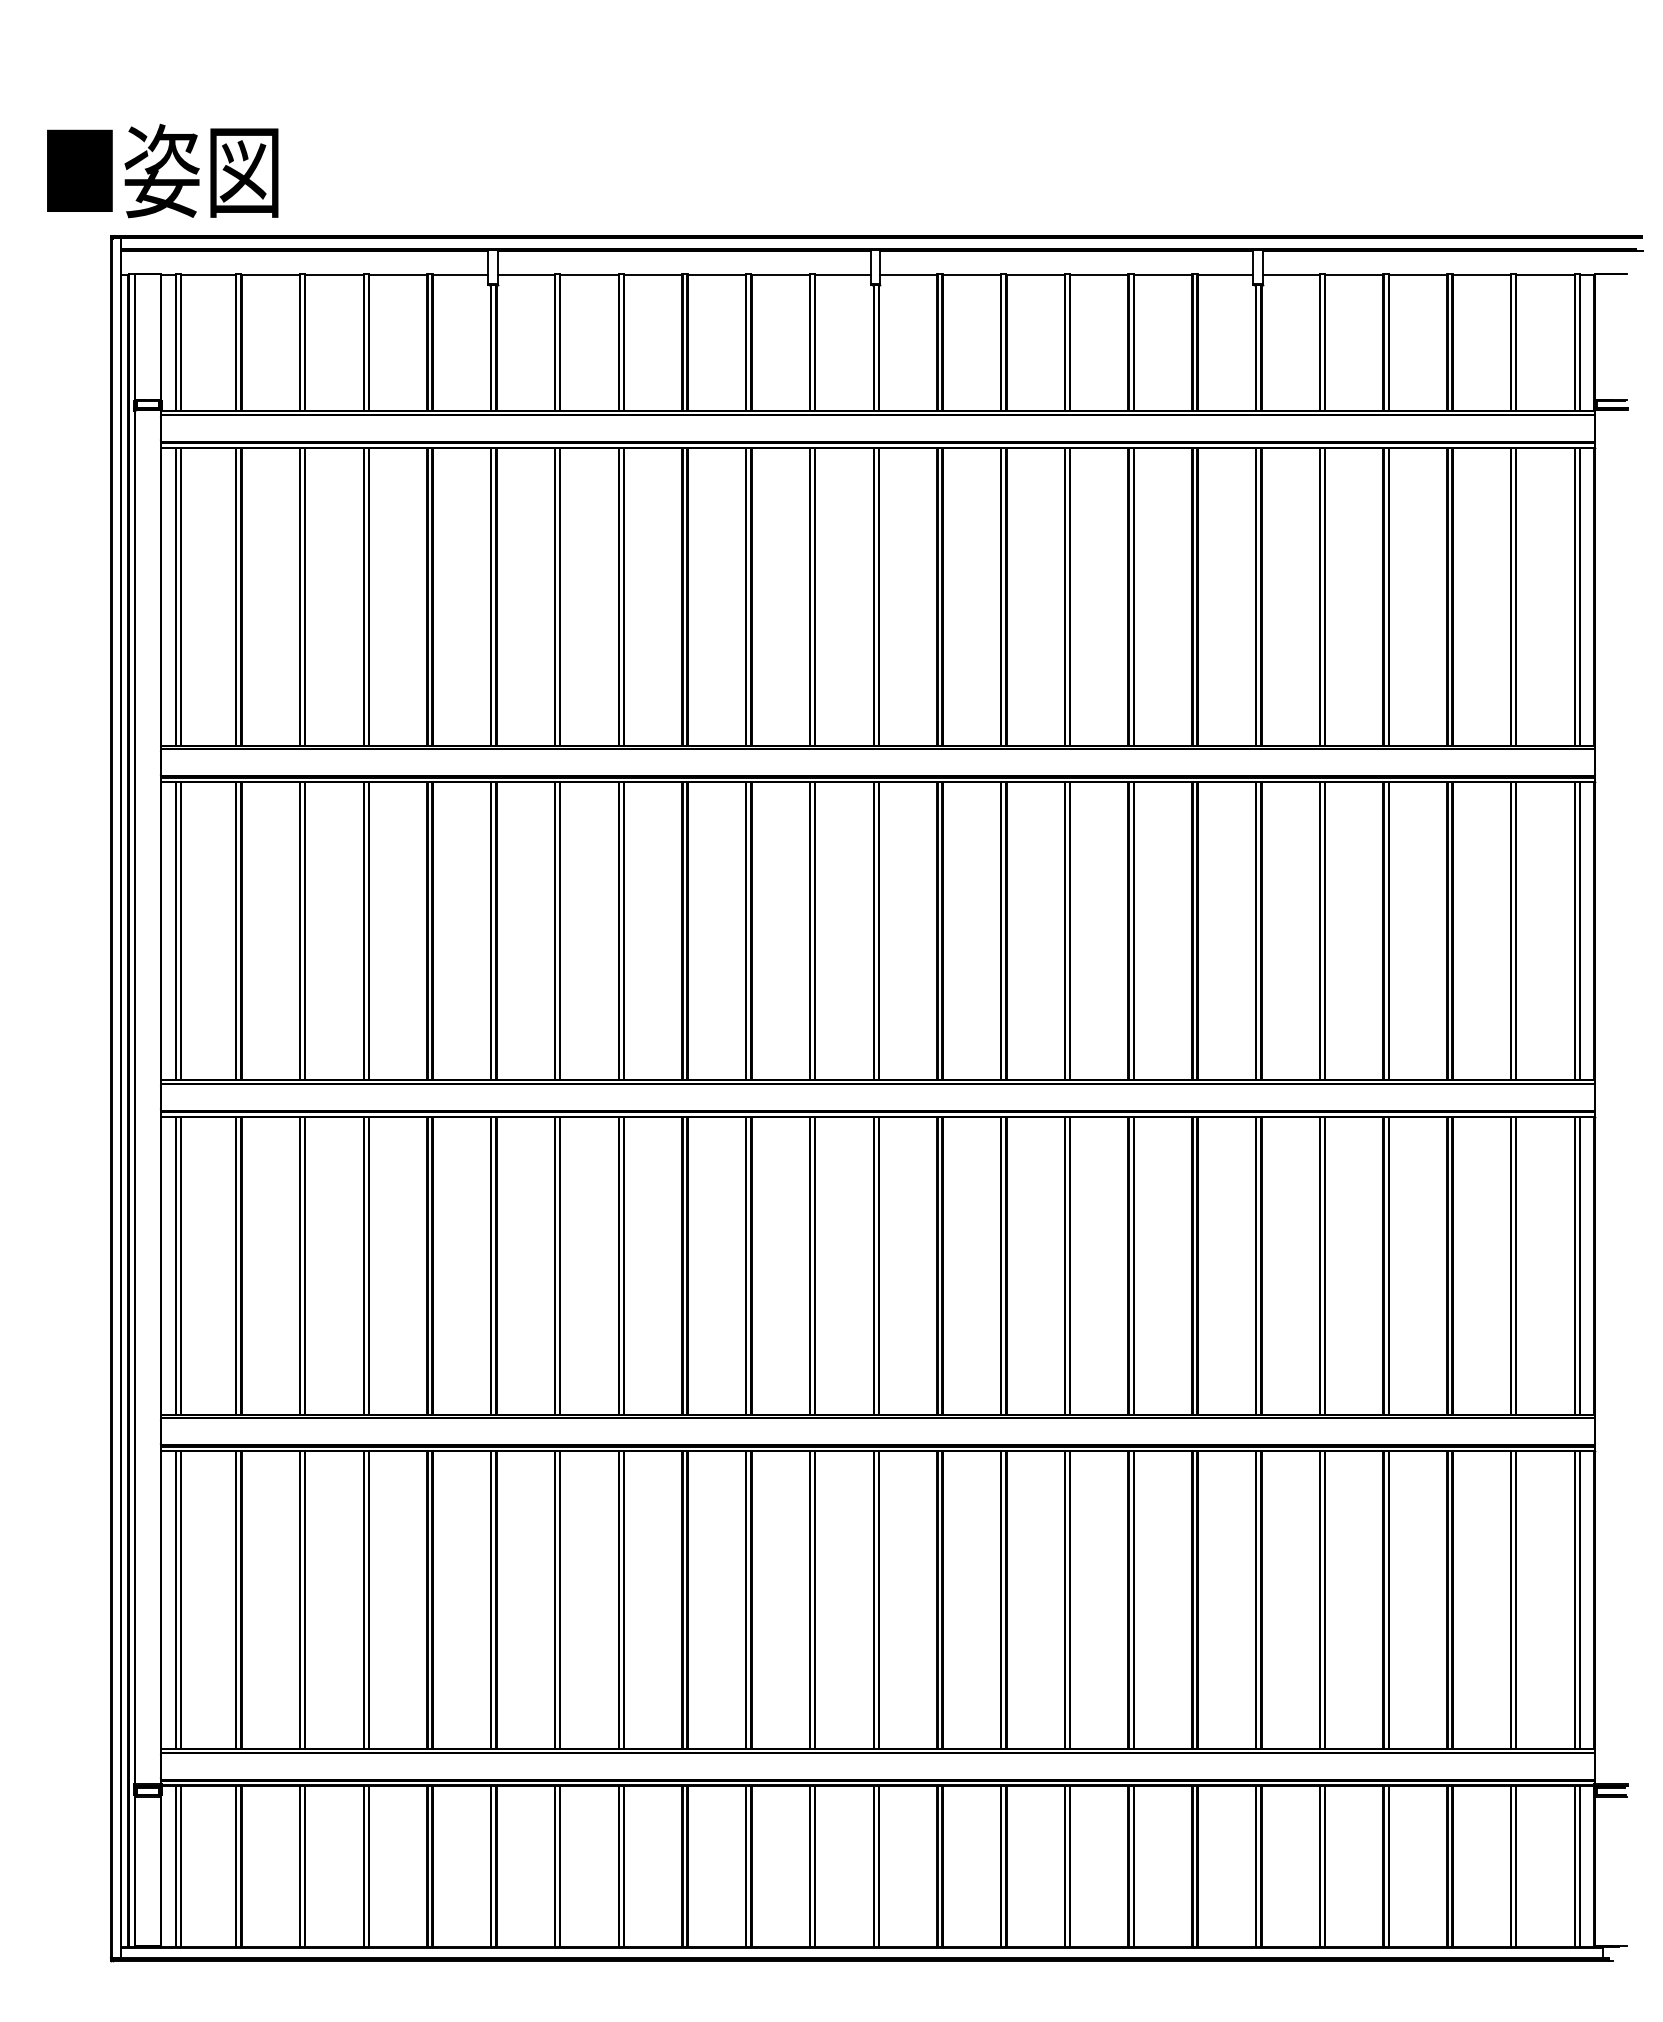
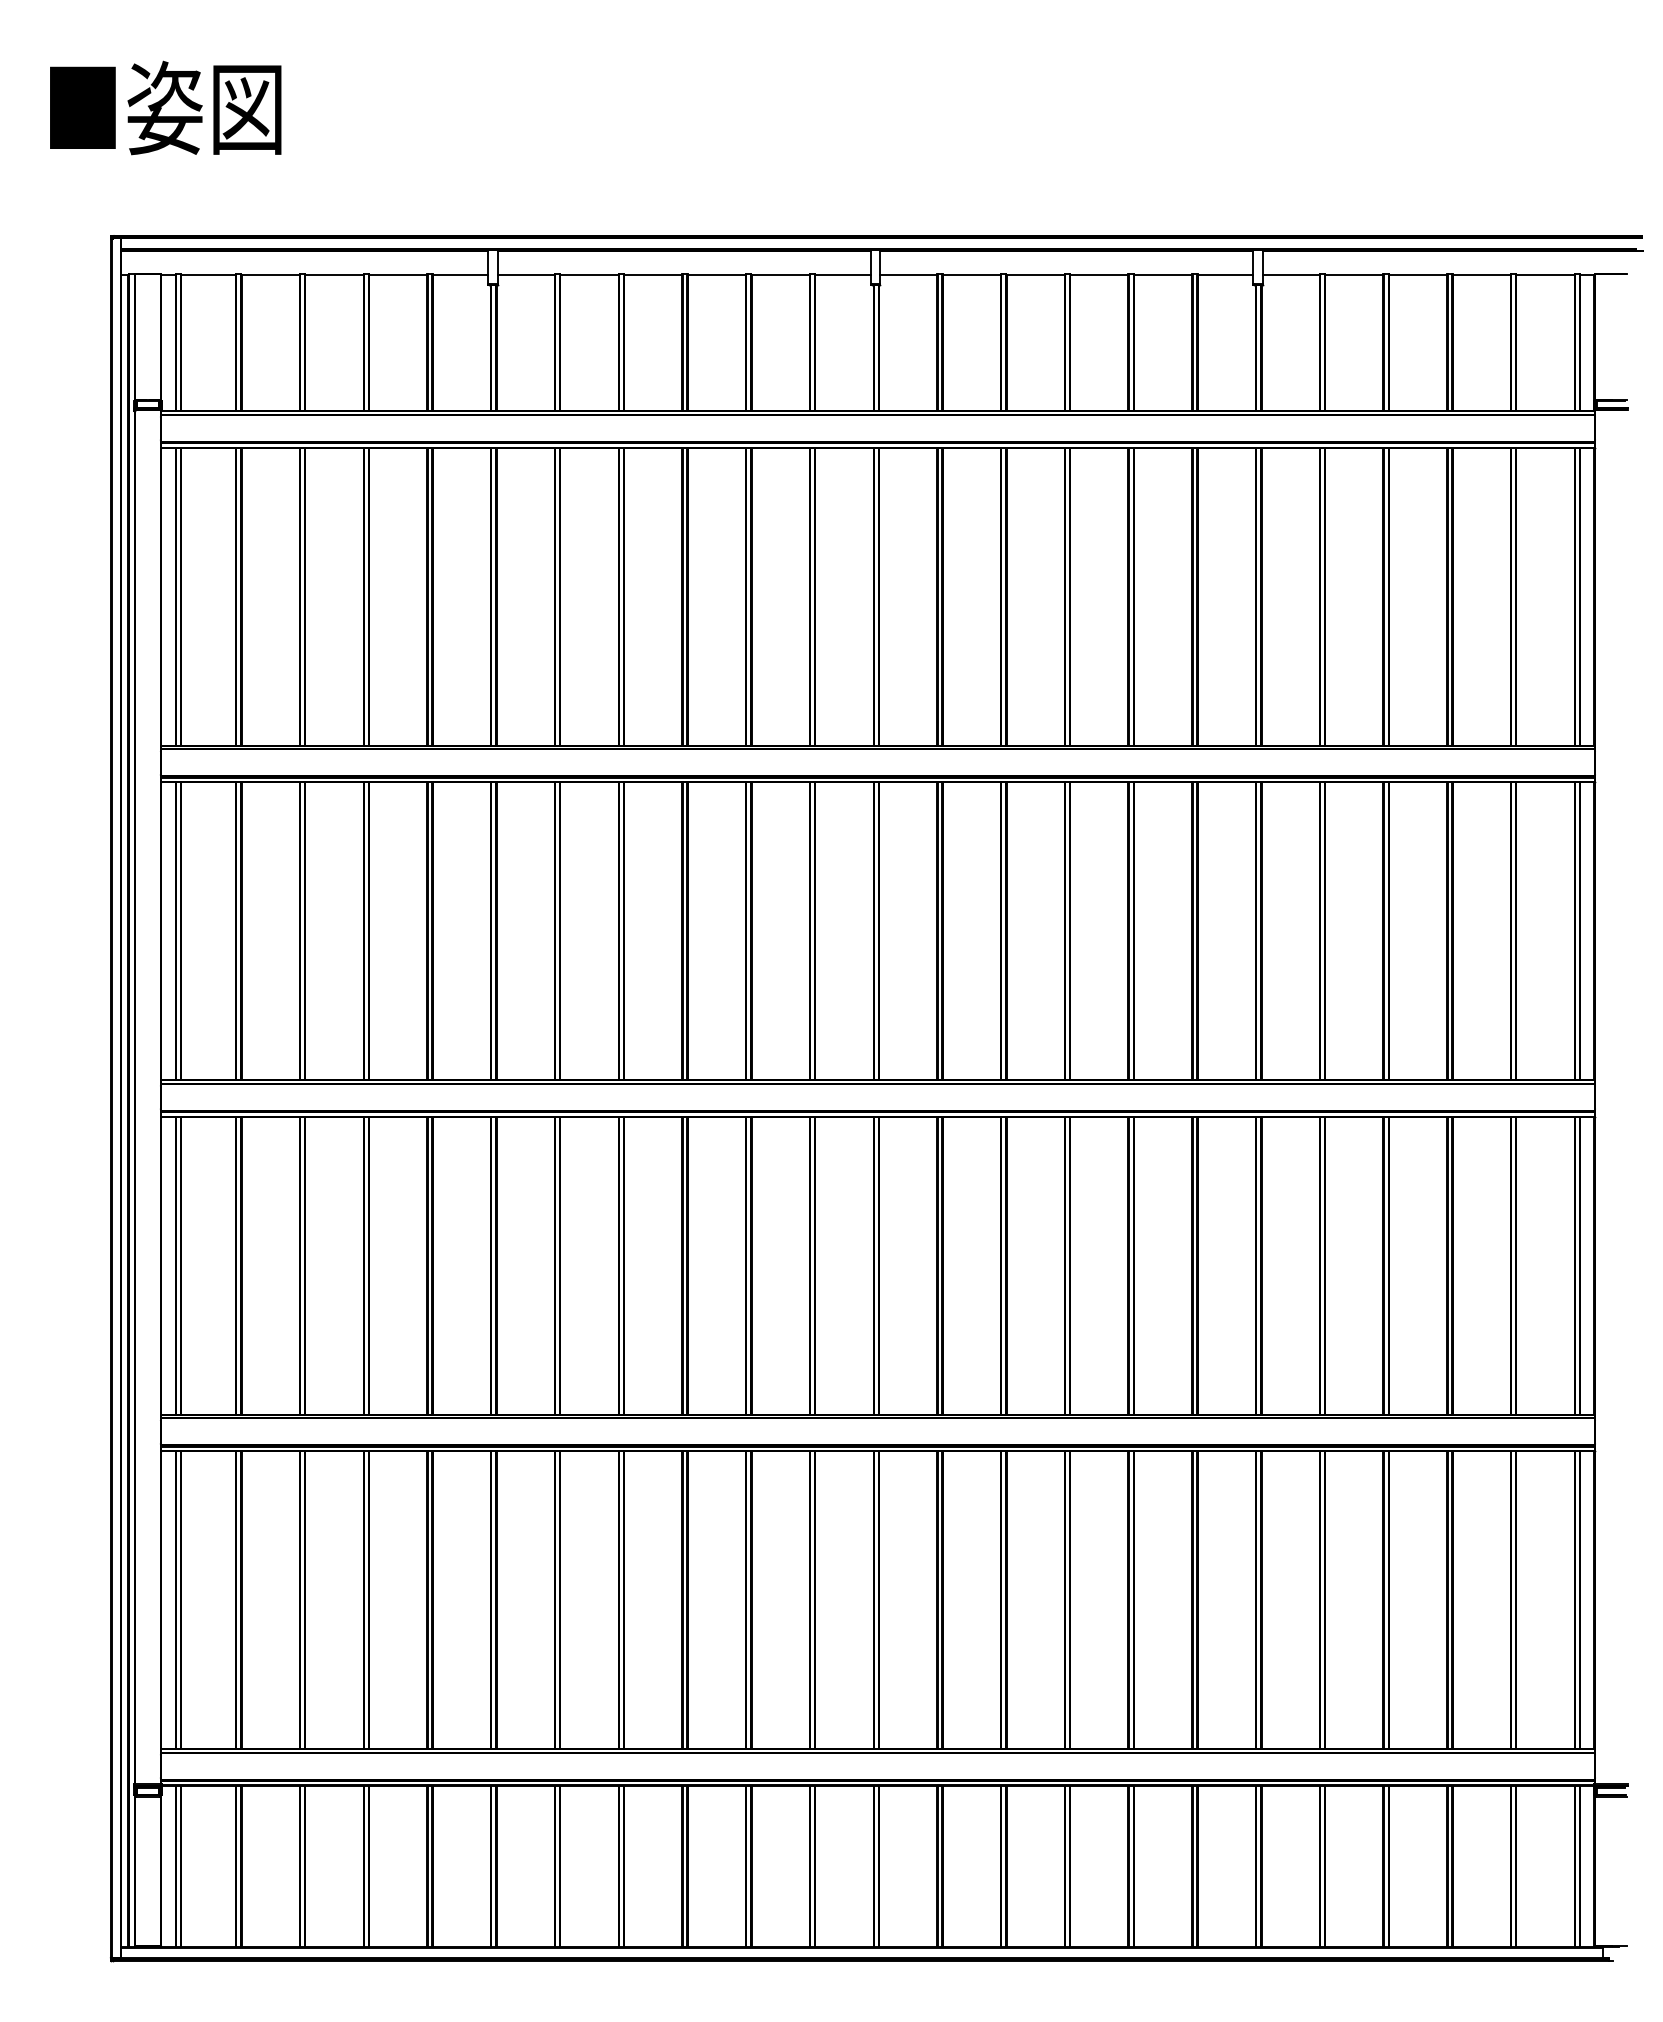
text position: (162, 170) -> (165, 107) (165, 107)
